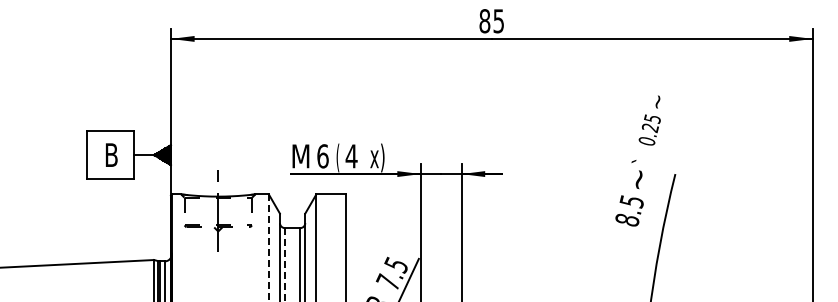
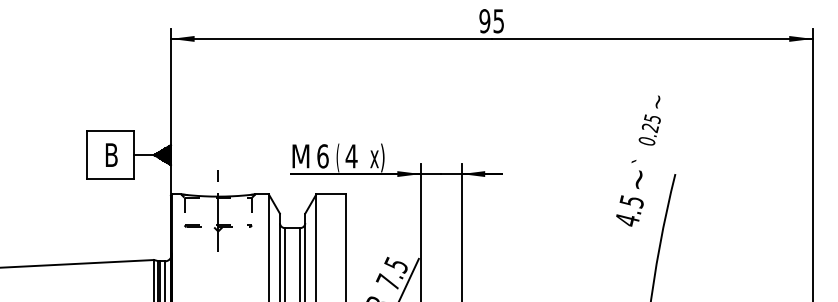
text: 85 -> 95 (484, 21)
text: 8.5 -> 4.5 (627, 219)
line: dashed -> solid (268, 248)
line: dashed -> solid (285, 265)
